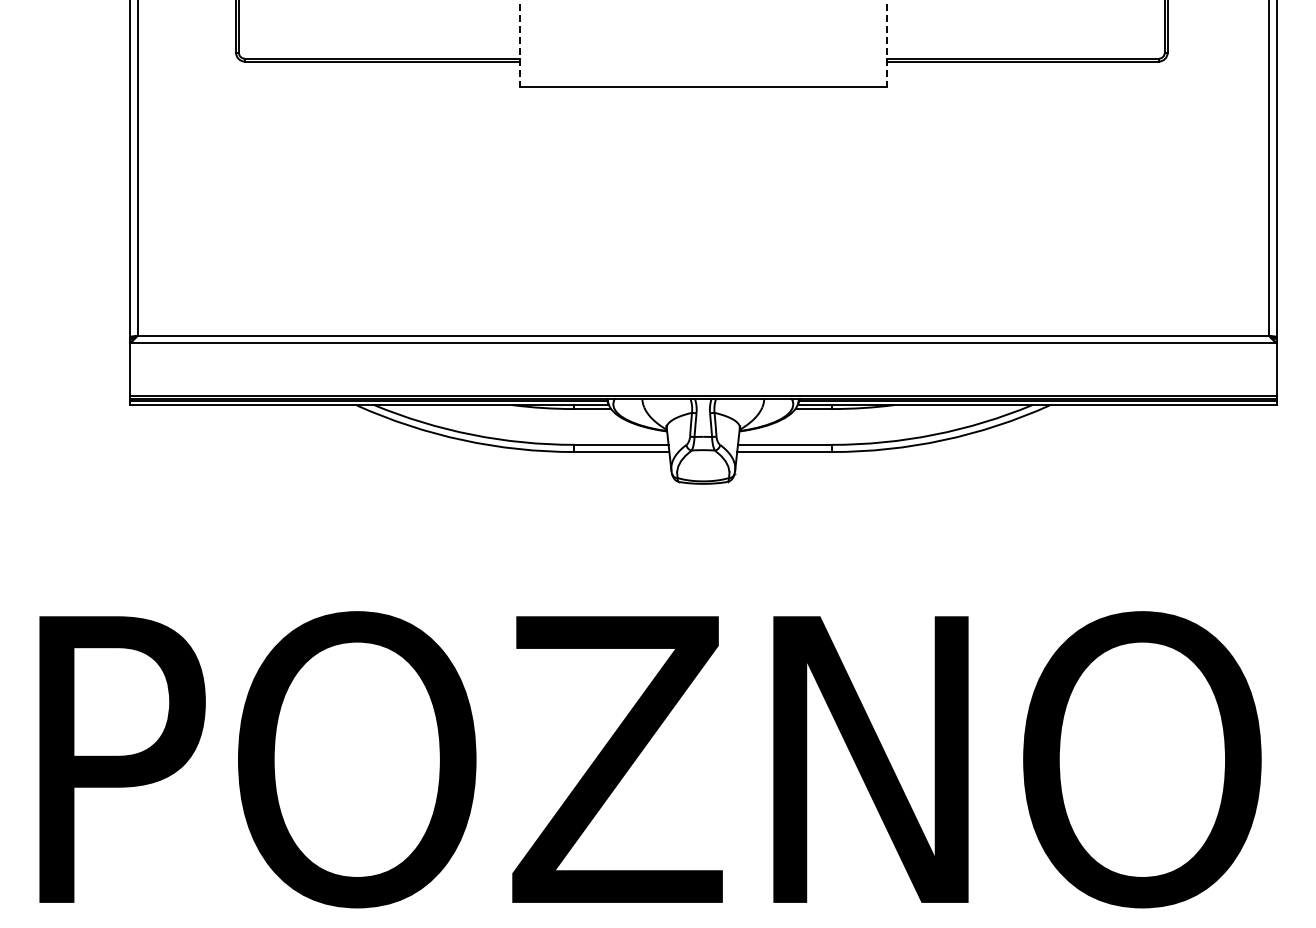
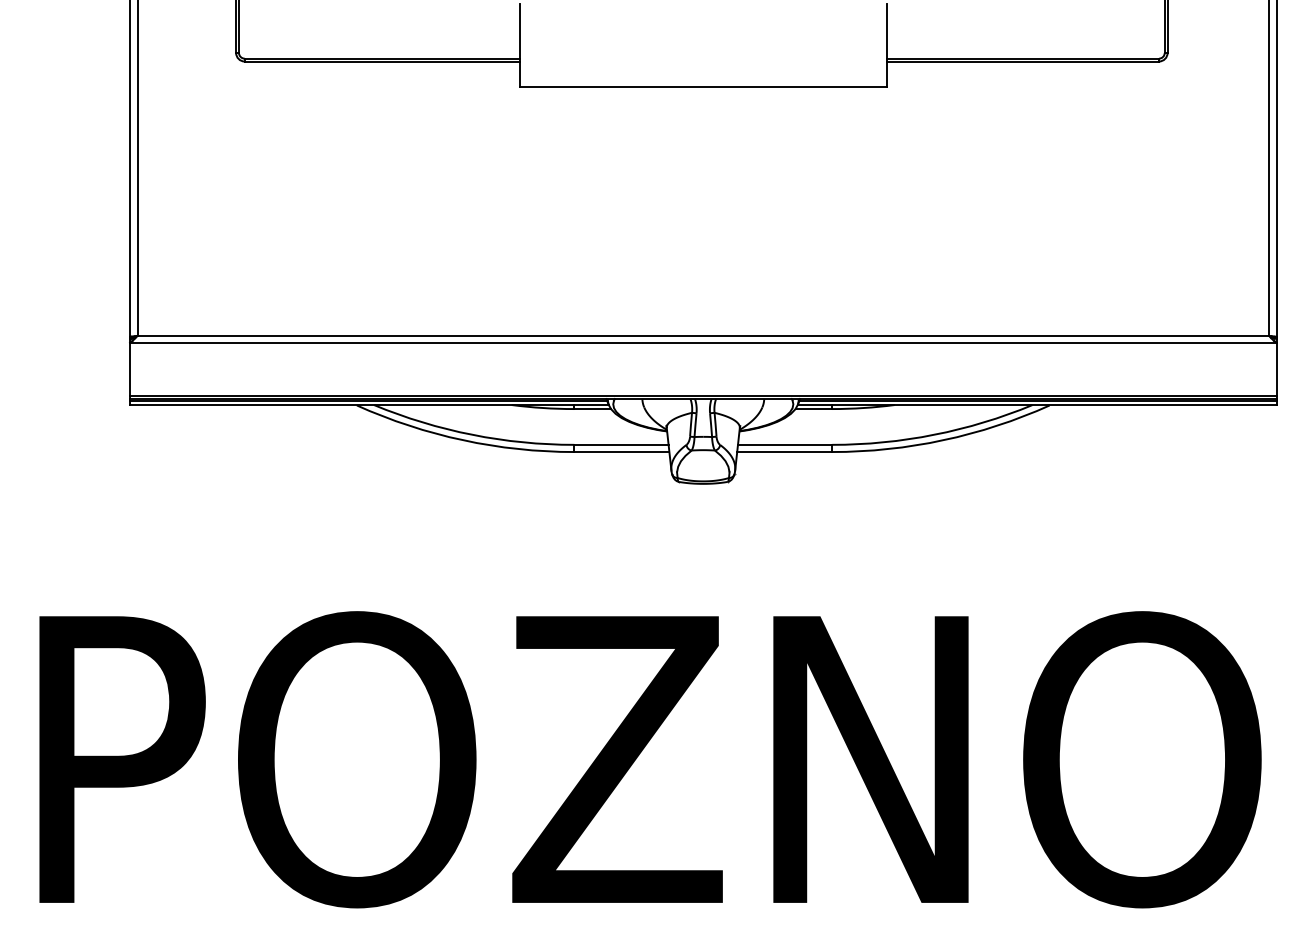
line: dashed -> solid (519, 45)
line: dashed -> solid (886, 45)
